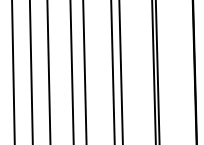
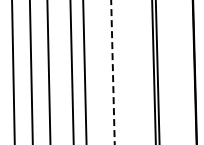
line: present -> none (120, 71)
line: solid -> dashed (112, 72)
